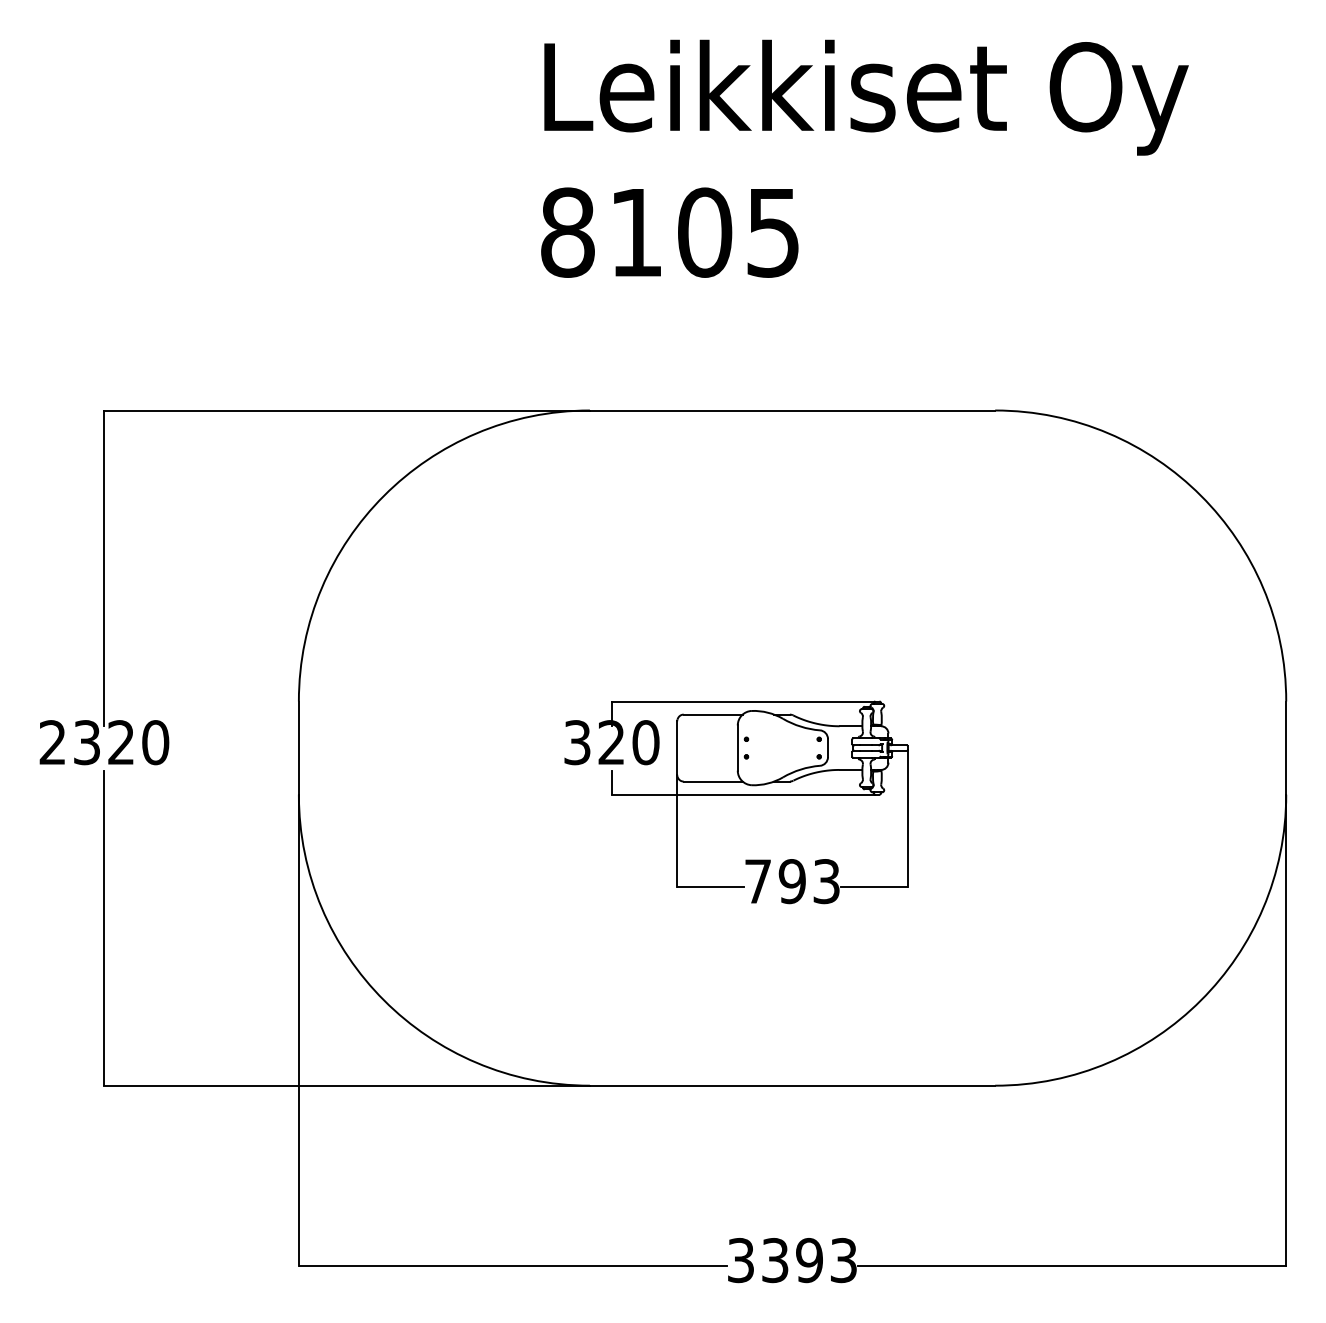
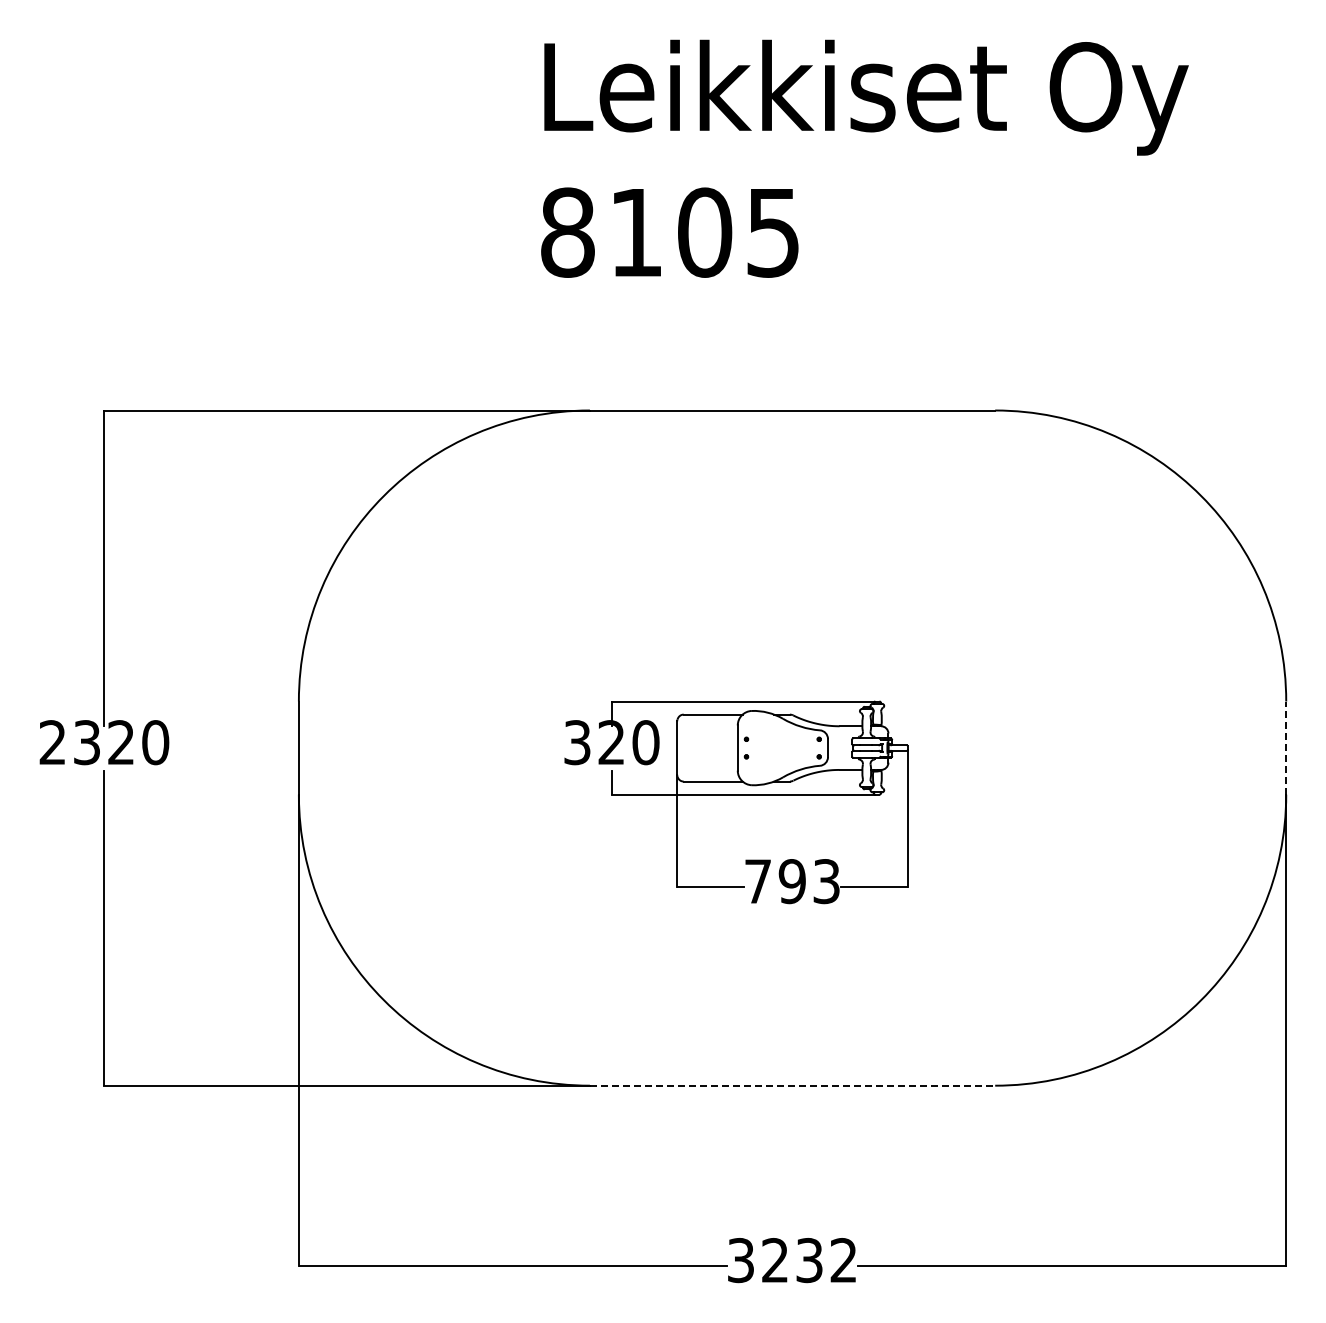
line: solid -> dashed (1286, 748)
line: solid -> dashed (792, 1085)
text: 3393 -> 3232 (809, 1260)
